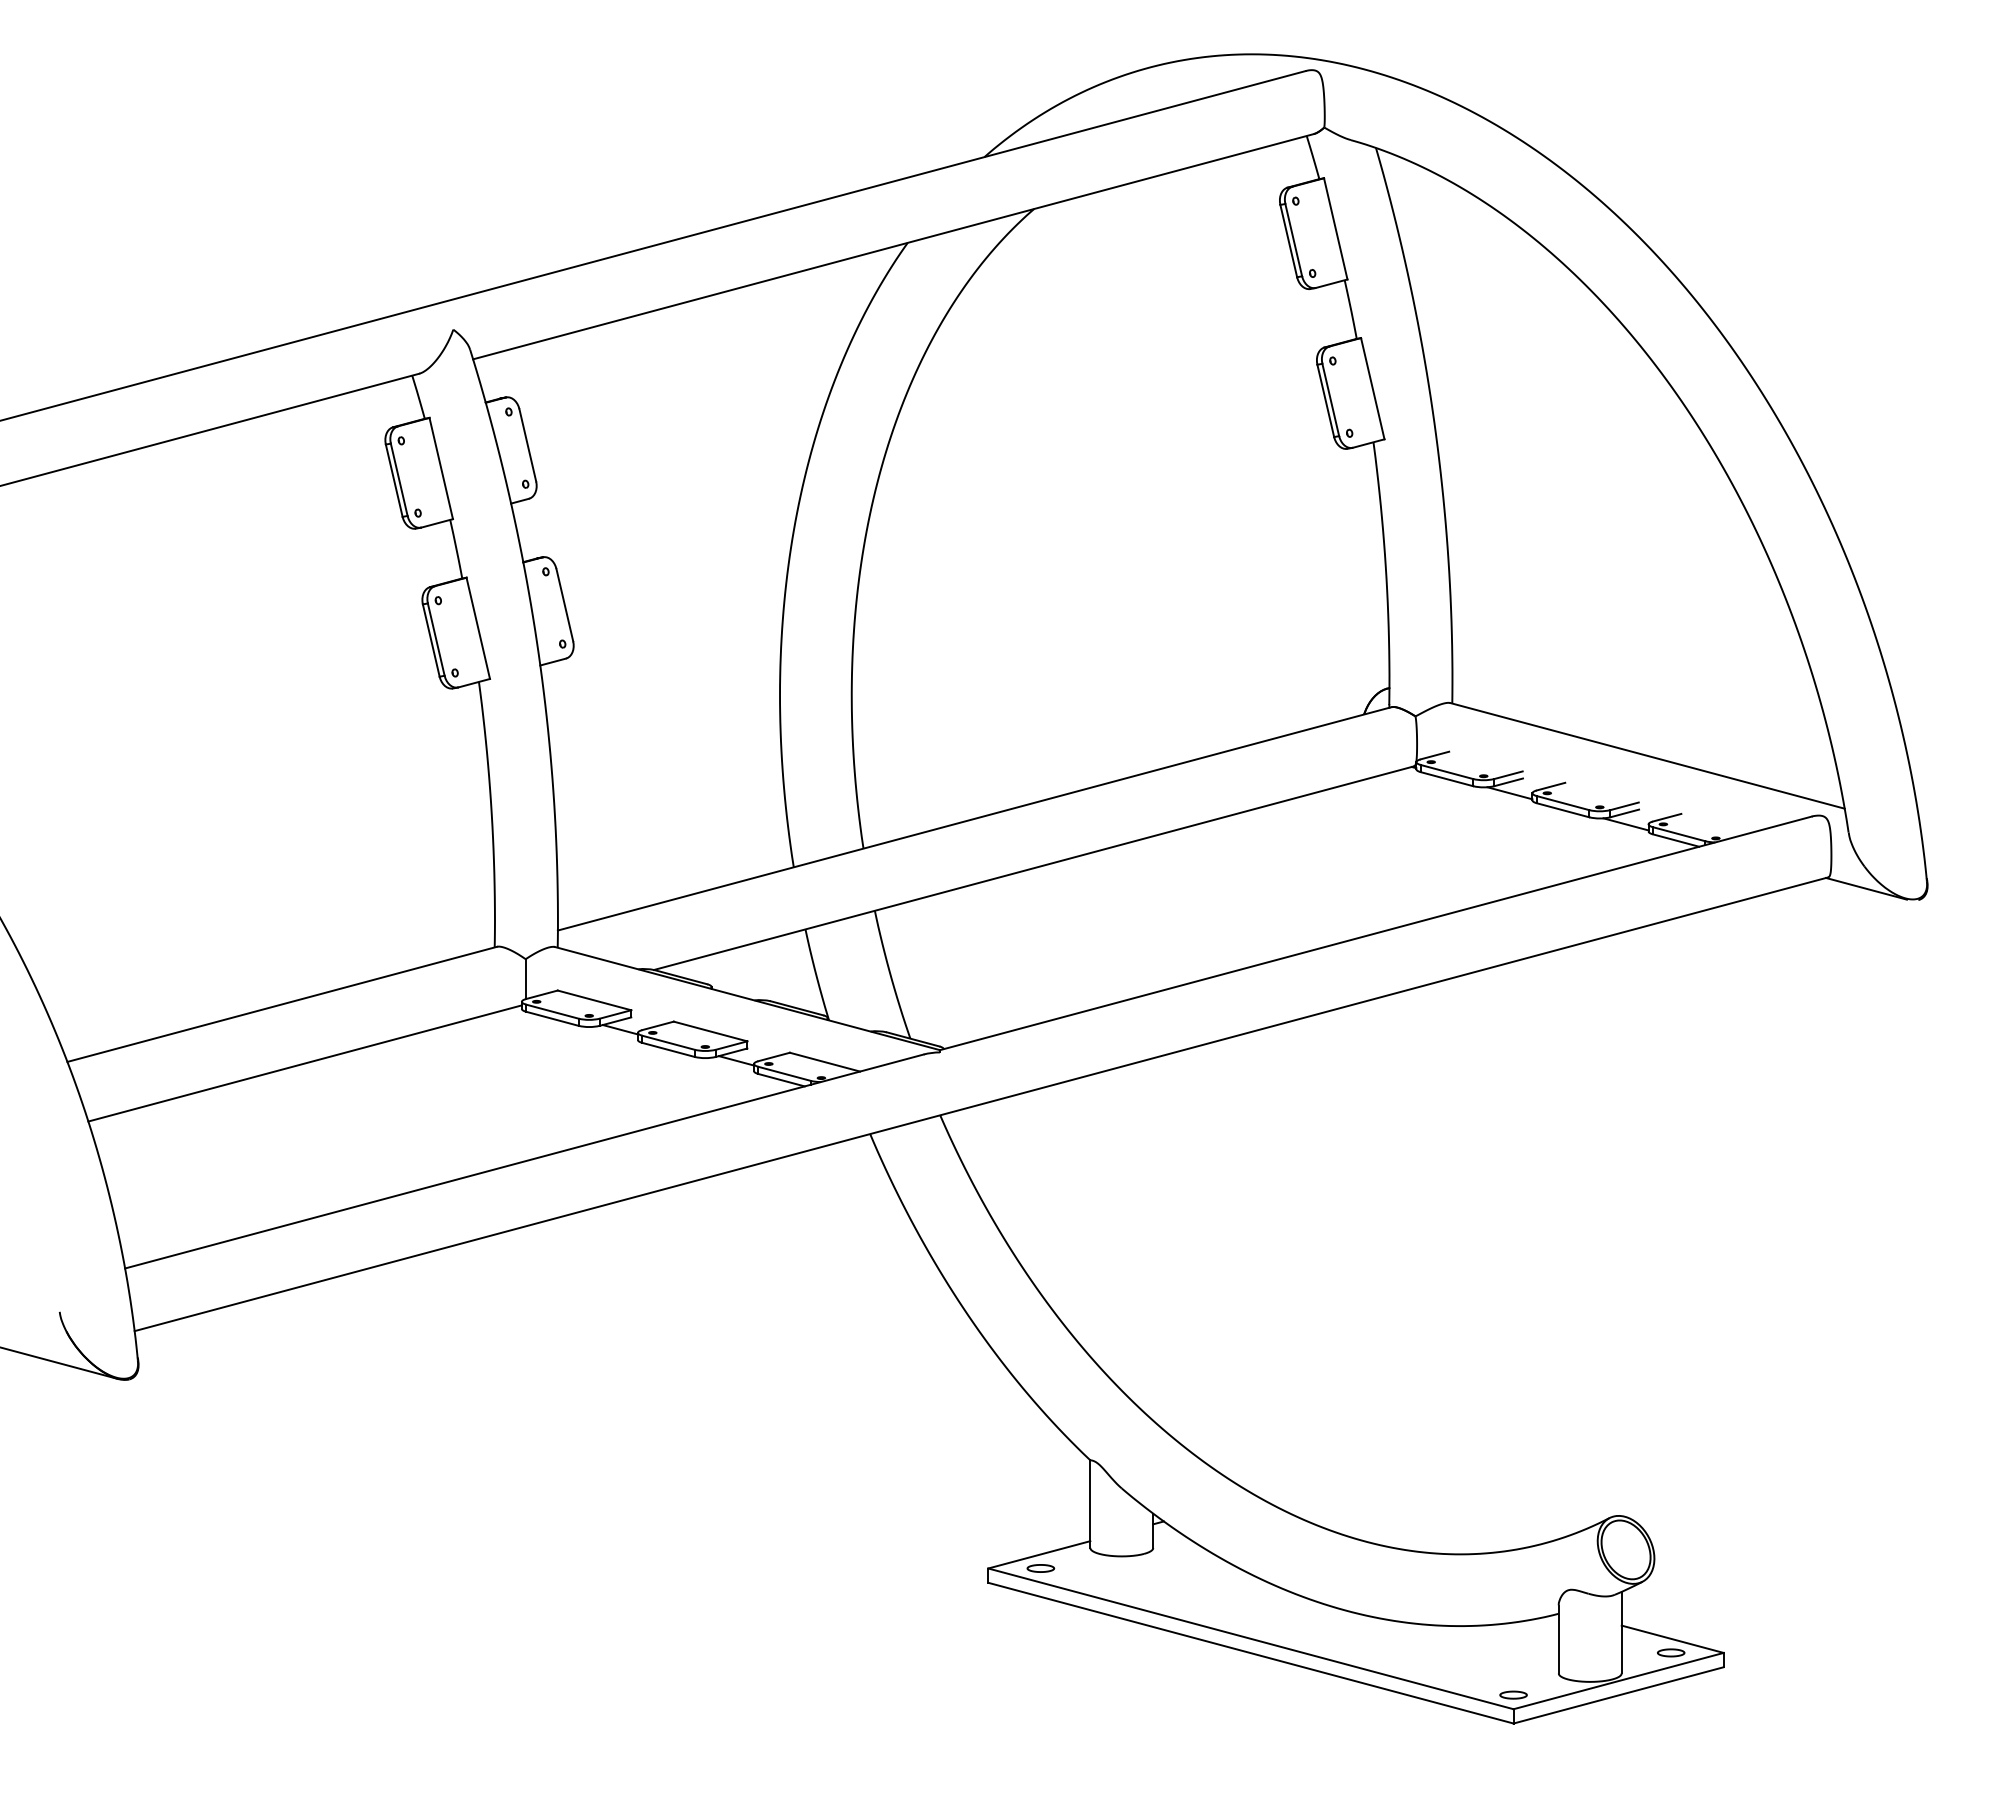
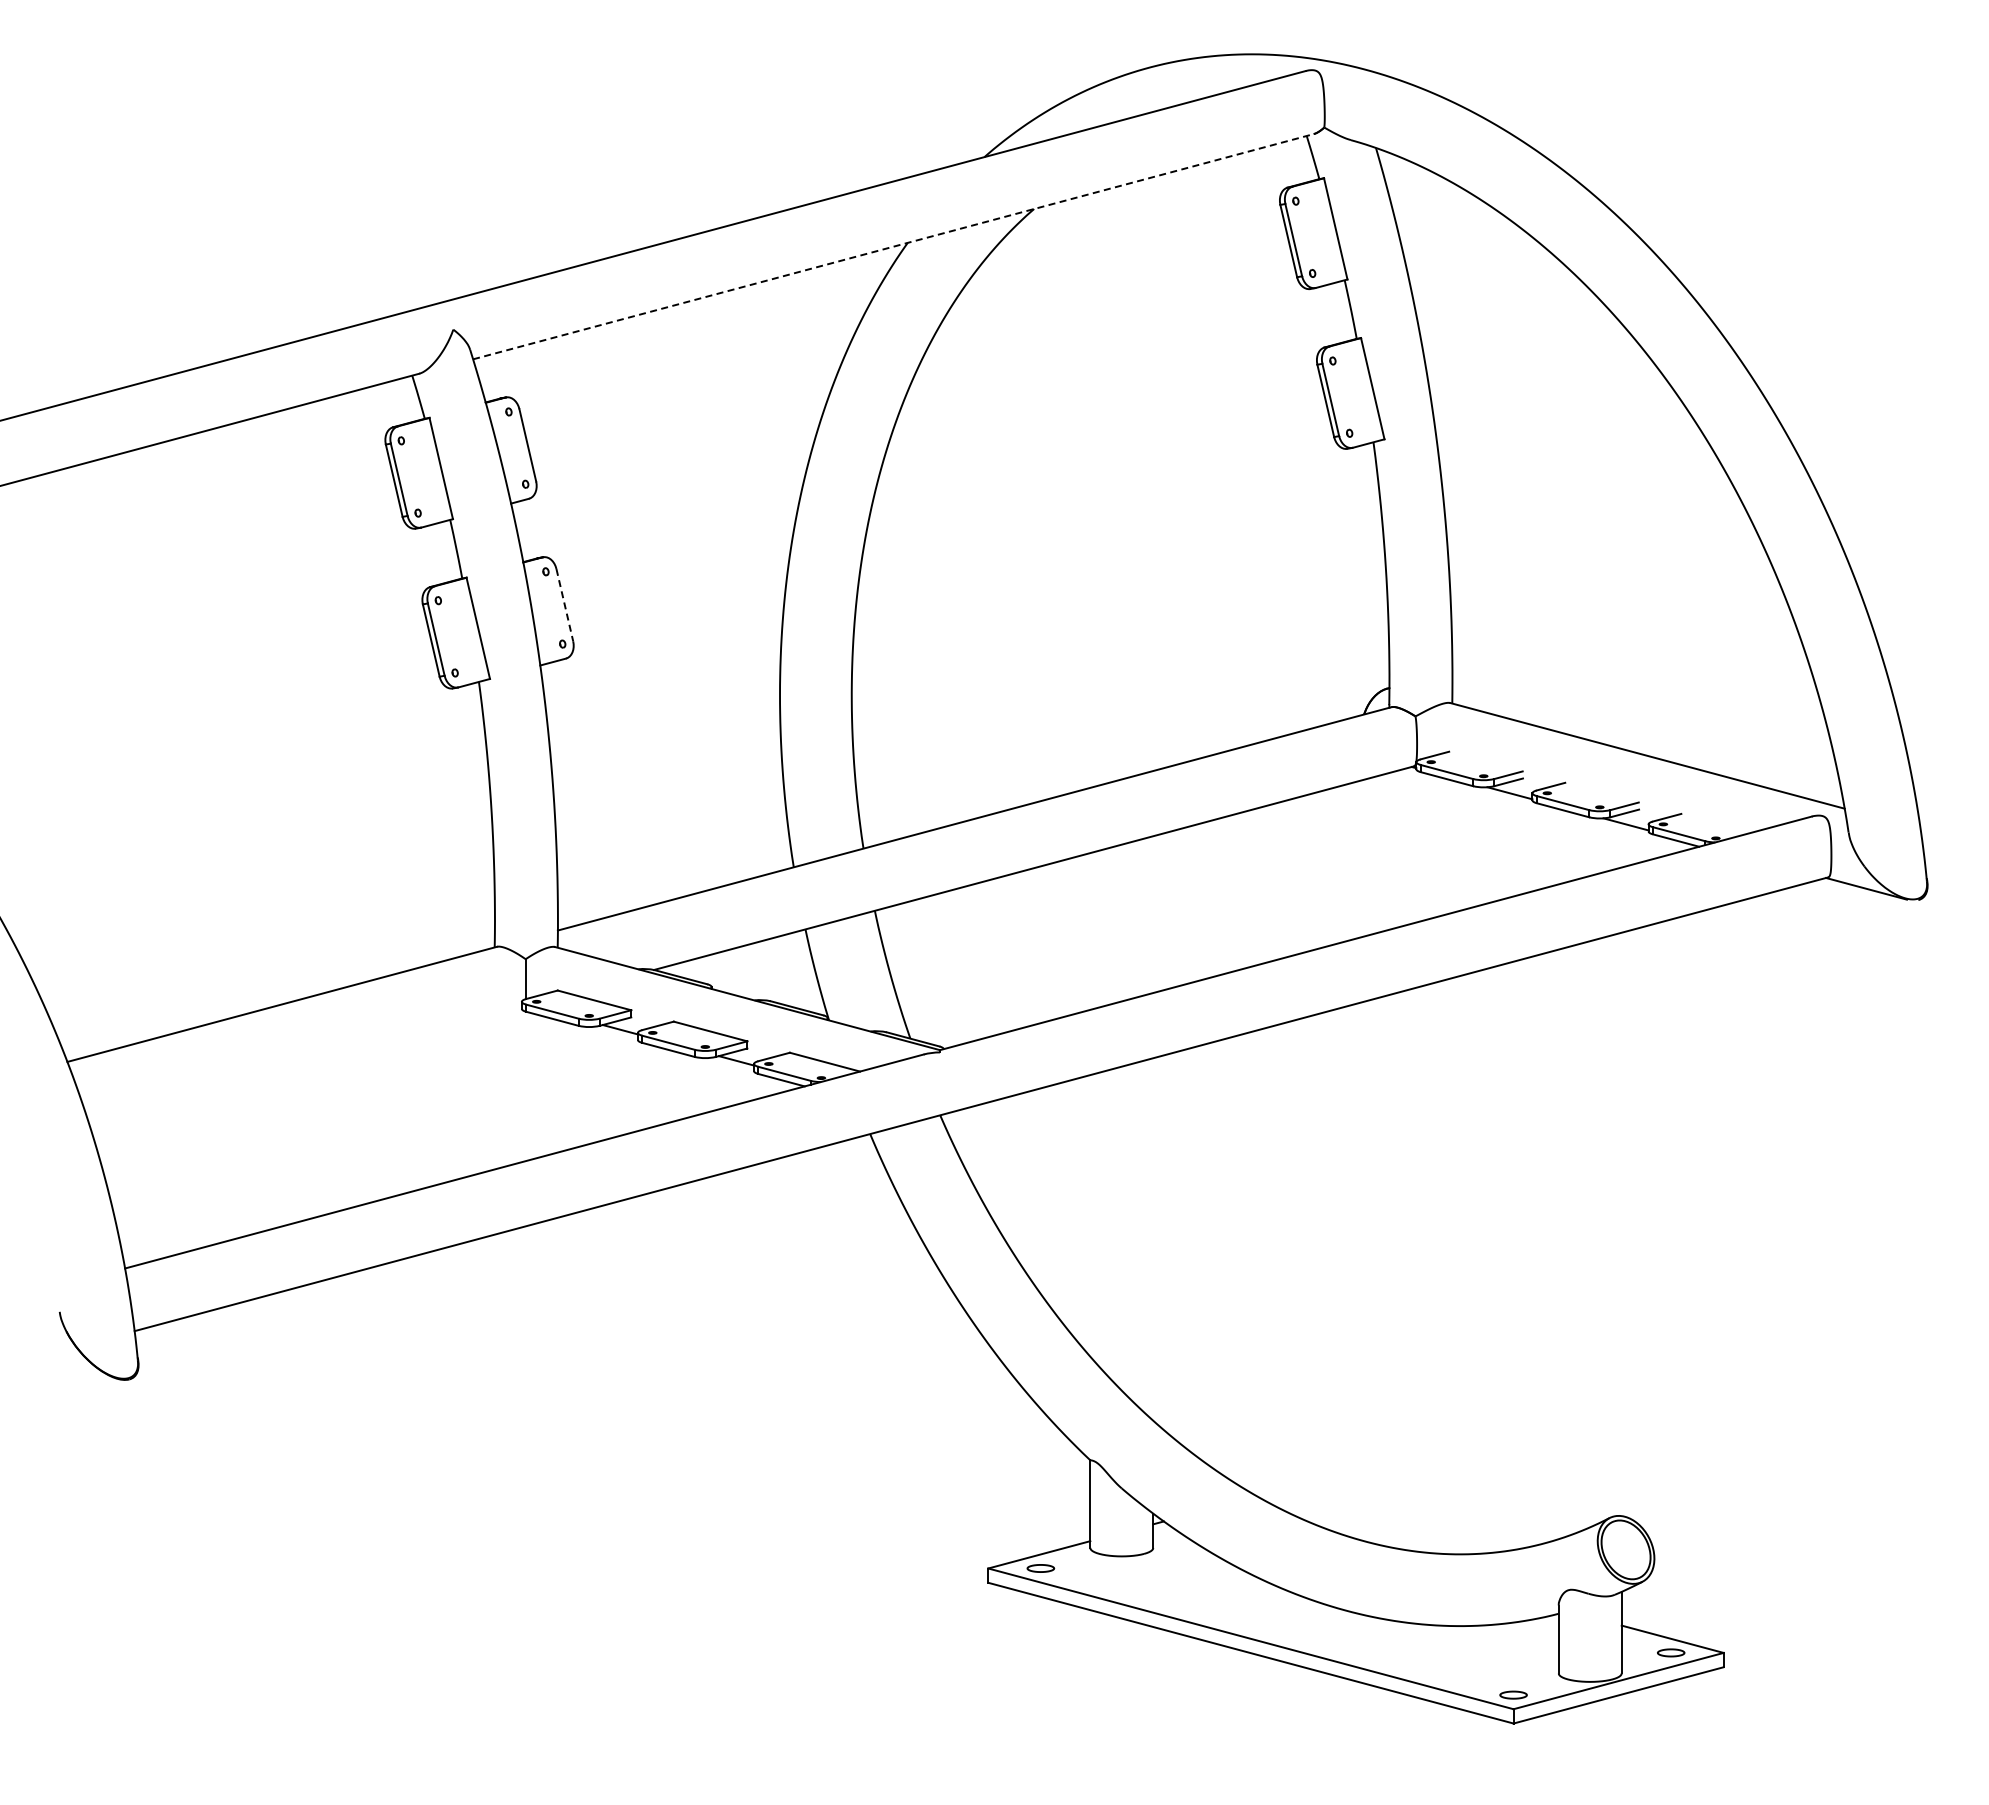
line: solid -> dashed (893, 246)
line: solid -> dashed (564, 605)
line: present -> none (304, 1063)
line: present -> none (59, 1363)
